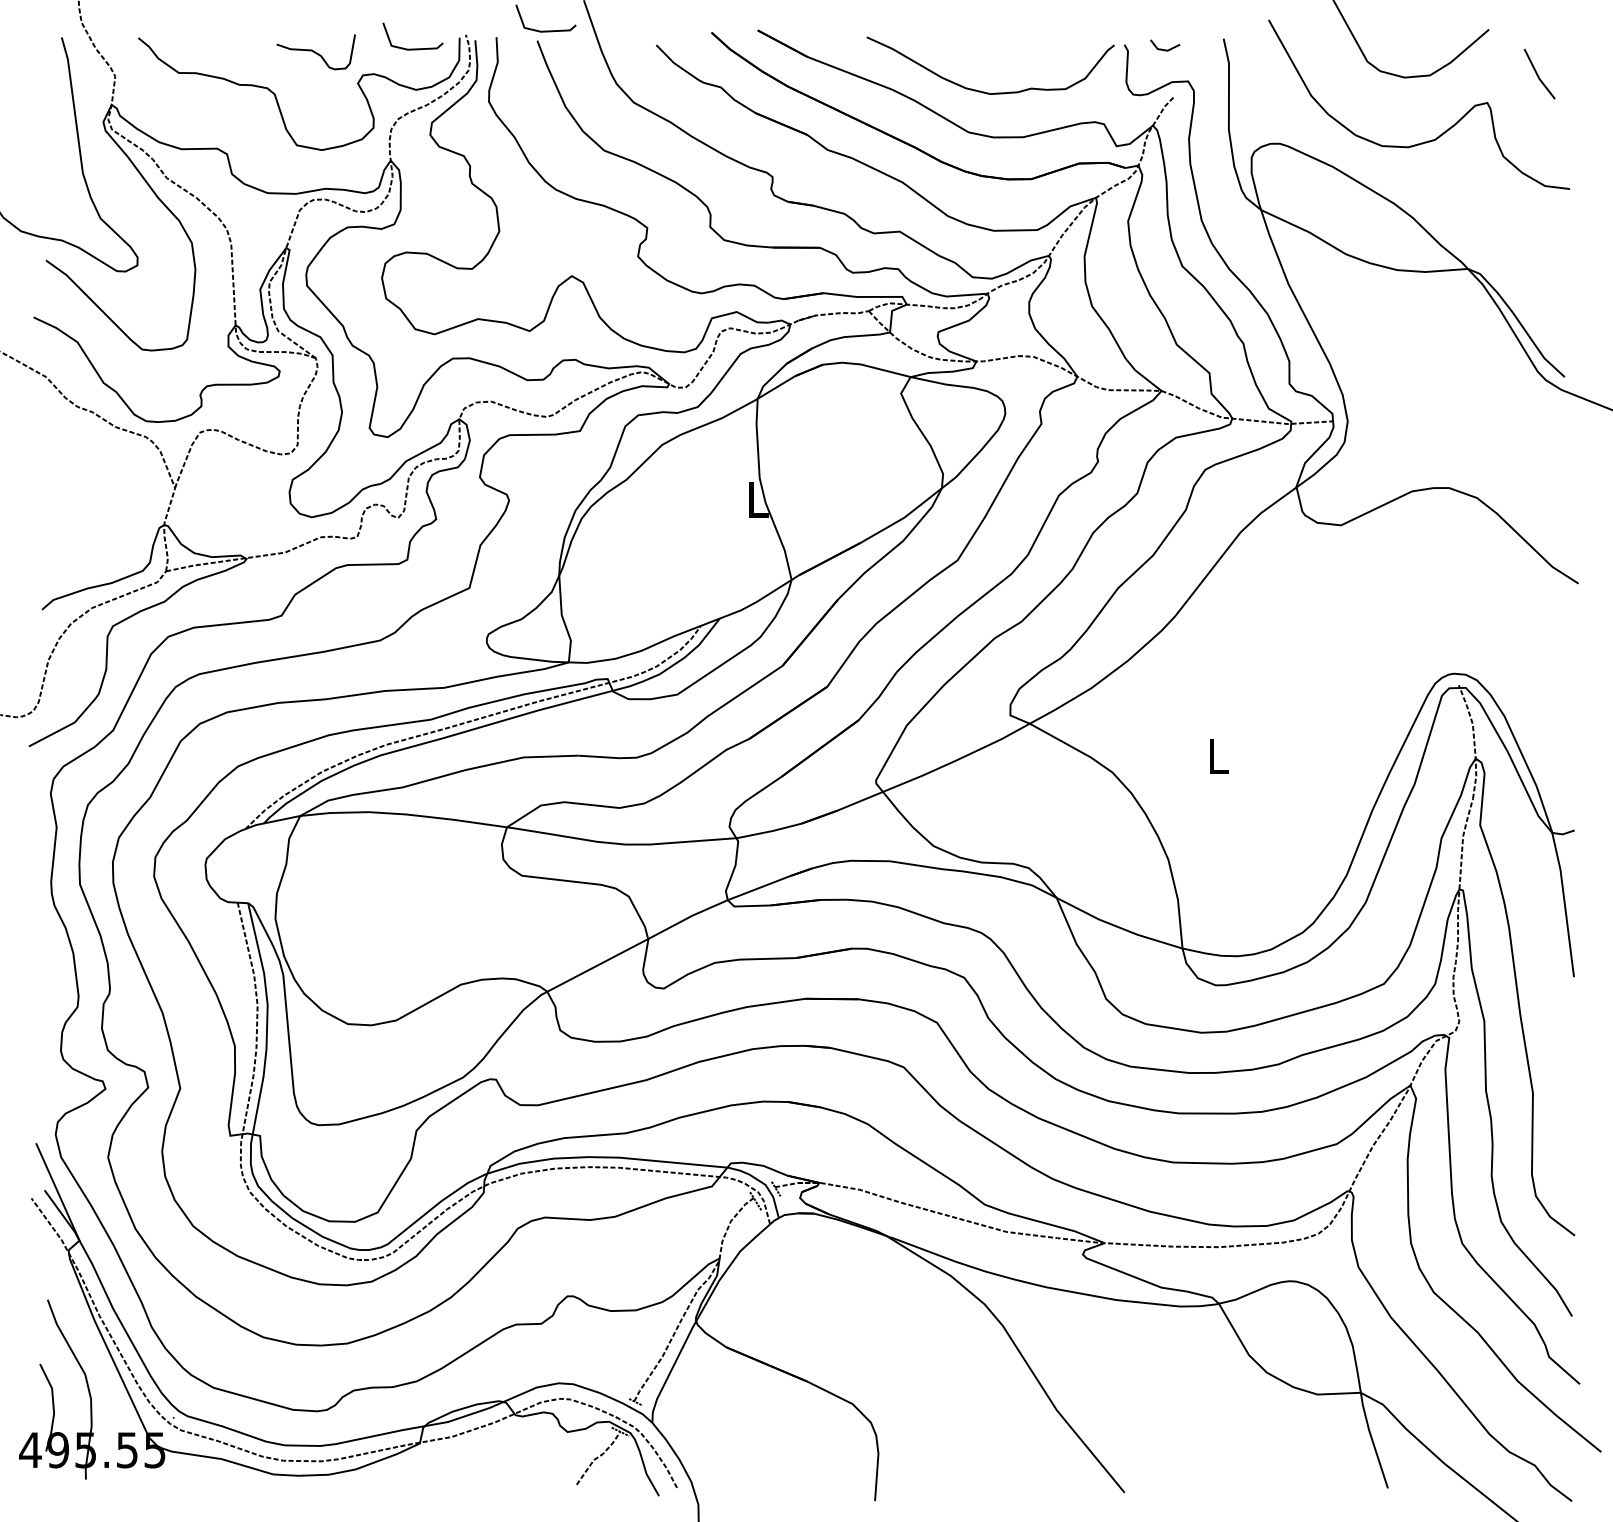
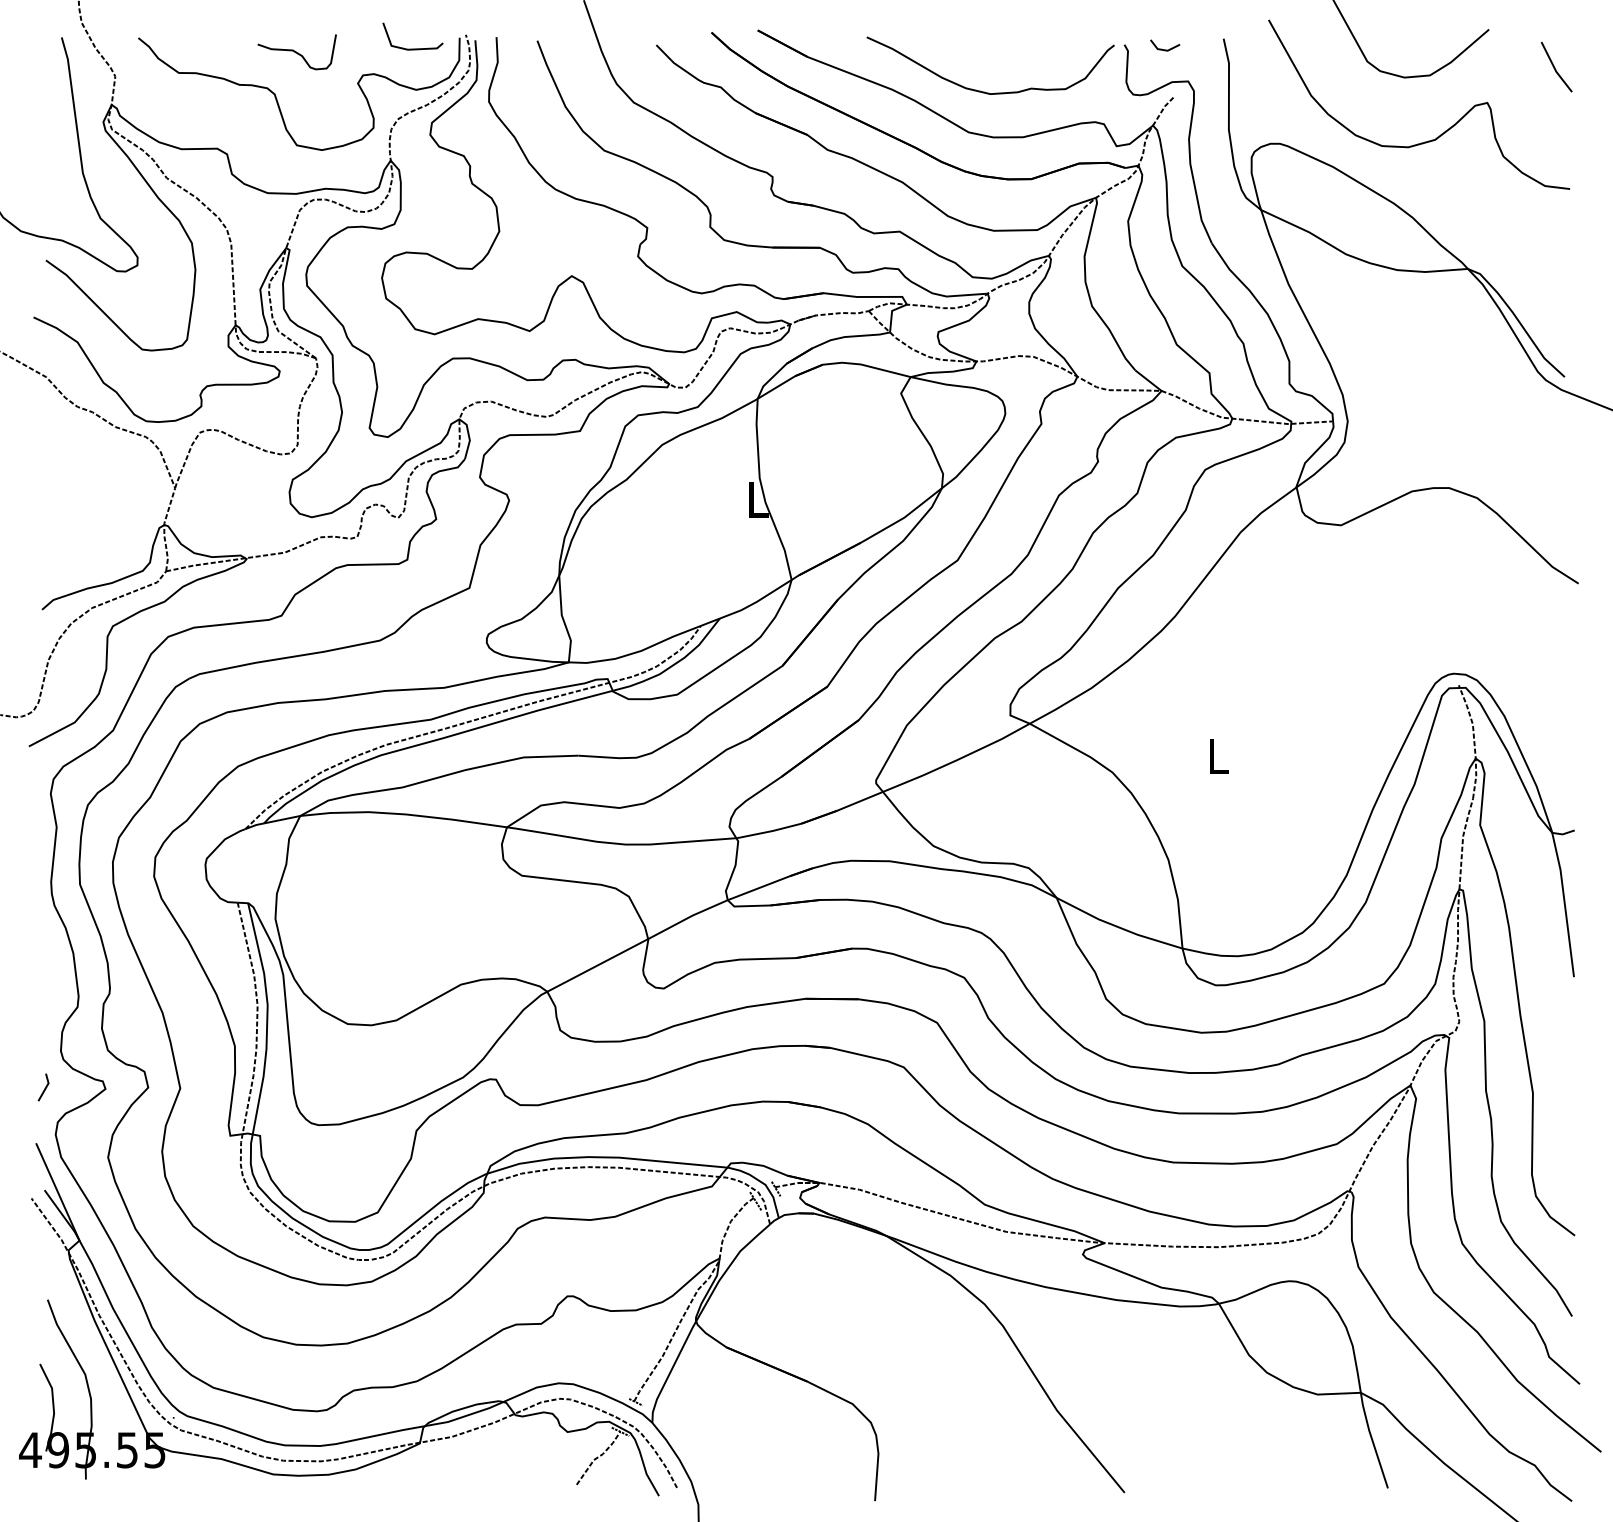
line: present -> none (545, 30)
curve position: (315, 52) -> (296, 52) (296, 52)
line position: (1538, 74) -> (1555, 67) (1555, 67)
line: none -> present (44, 1088)
